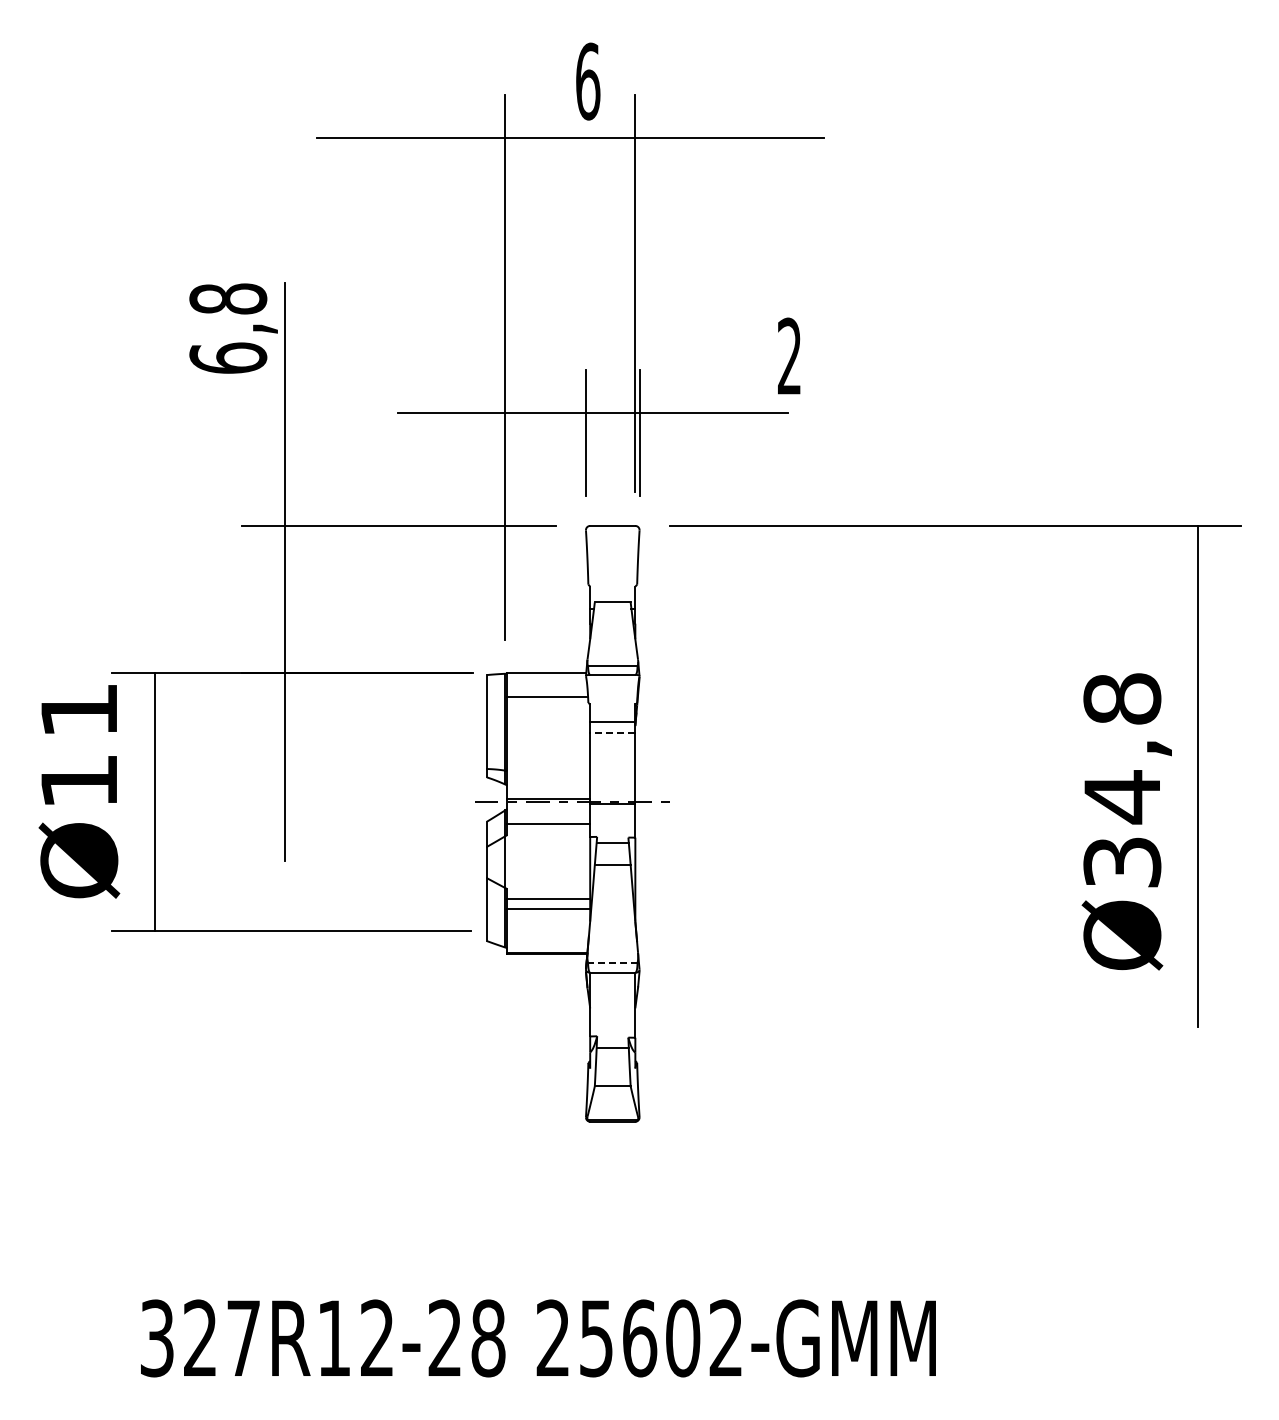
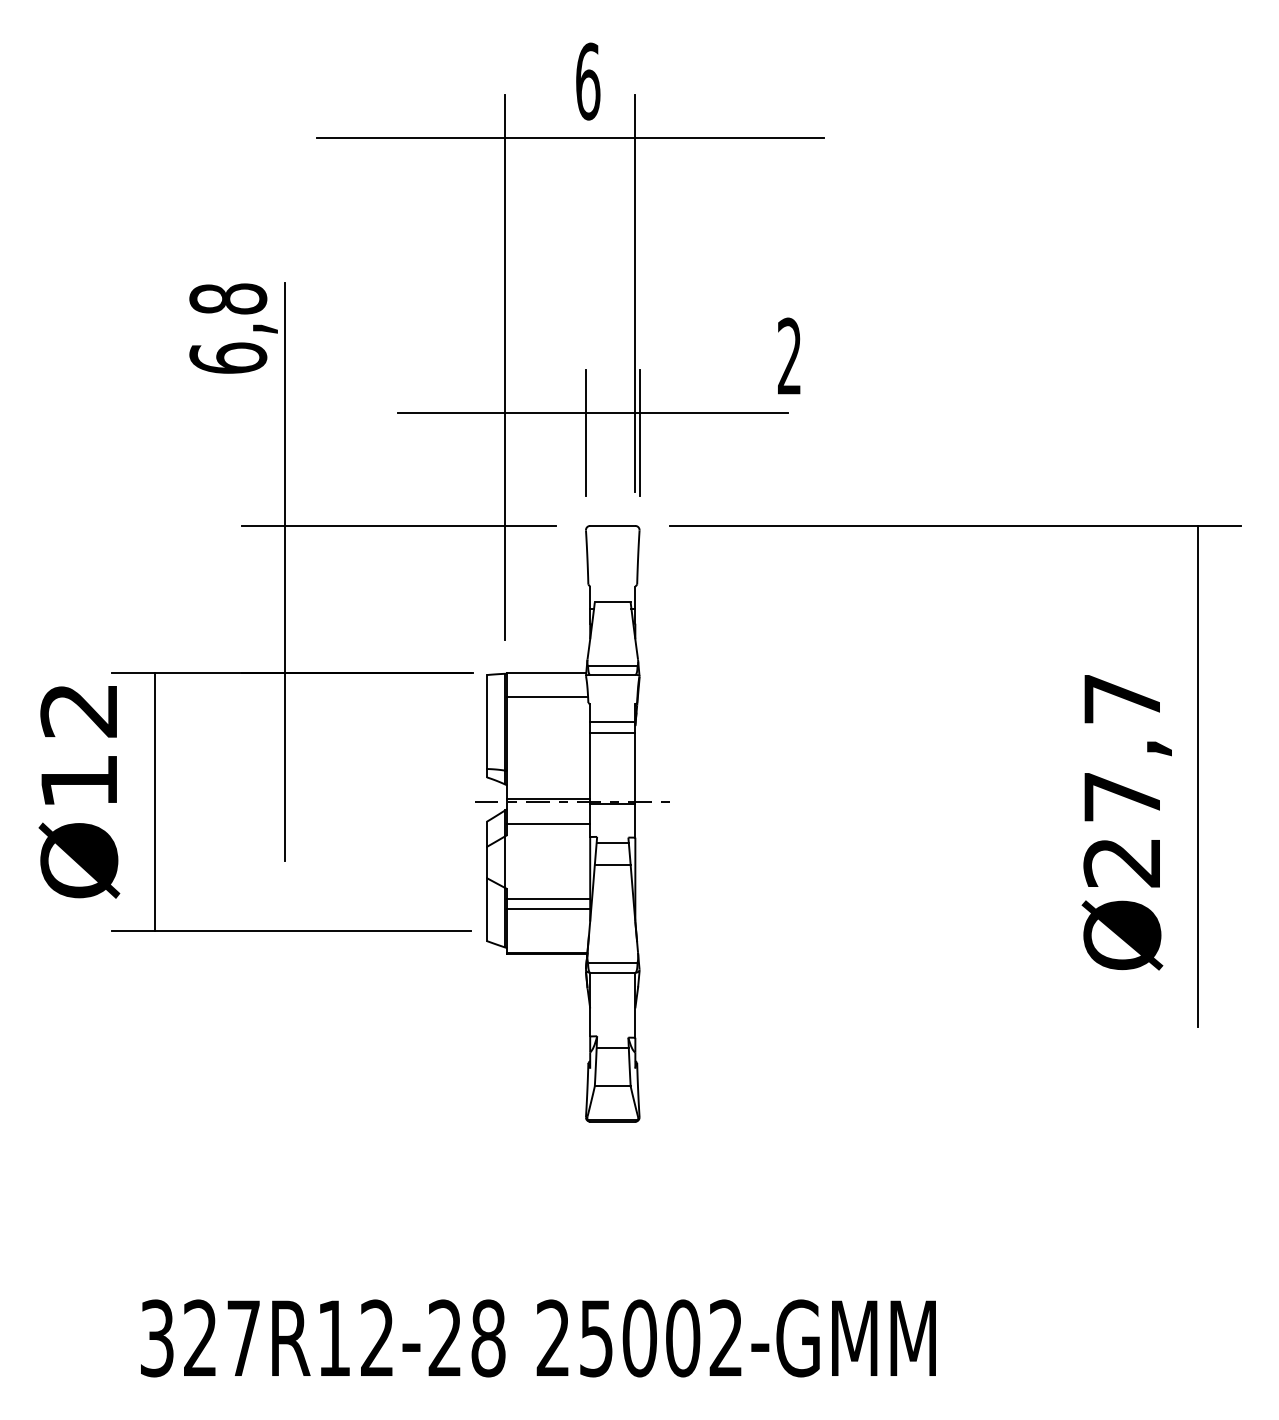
text: Ø11 -> Ø12 (78, 711)
line: dashed -> solid (612, 732)
text: Ø34,8 -> Ø27,7 (1122, 780)
line: dashed -> solid (612, 962)
text: 25602-GMM -> 25002-GMM (639, 1338)
